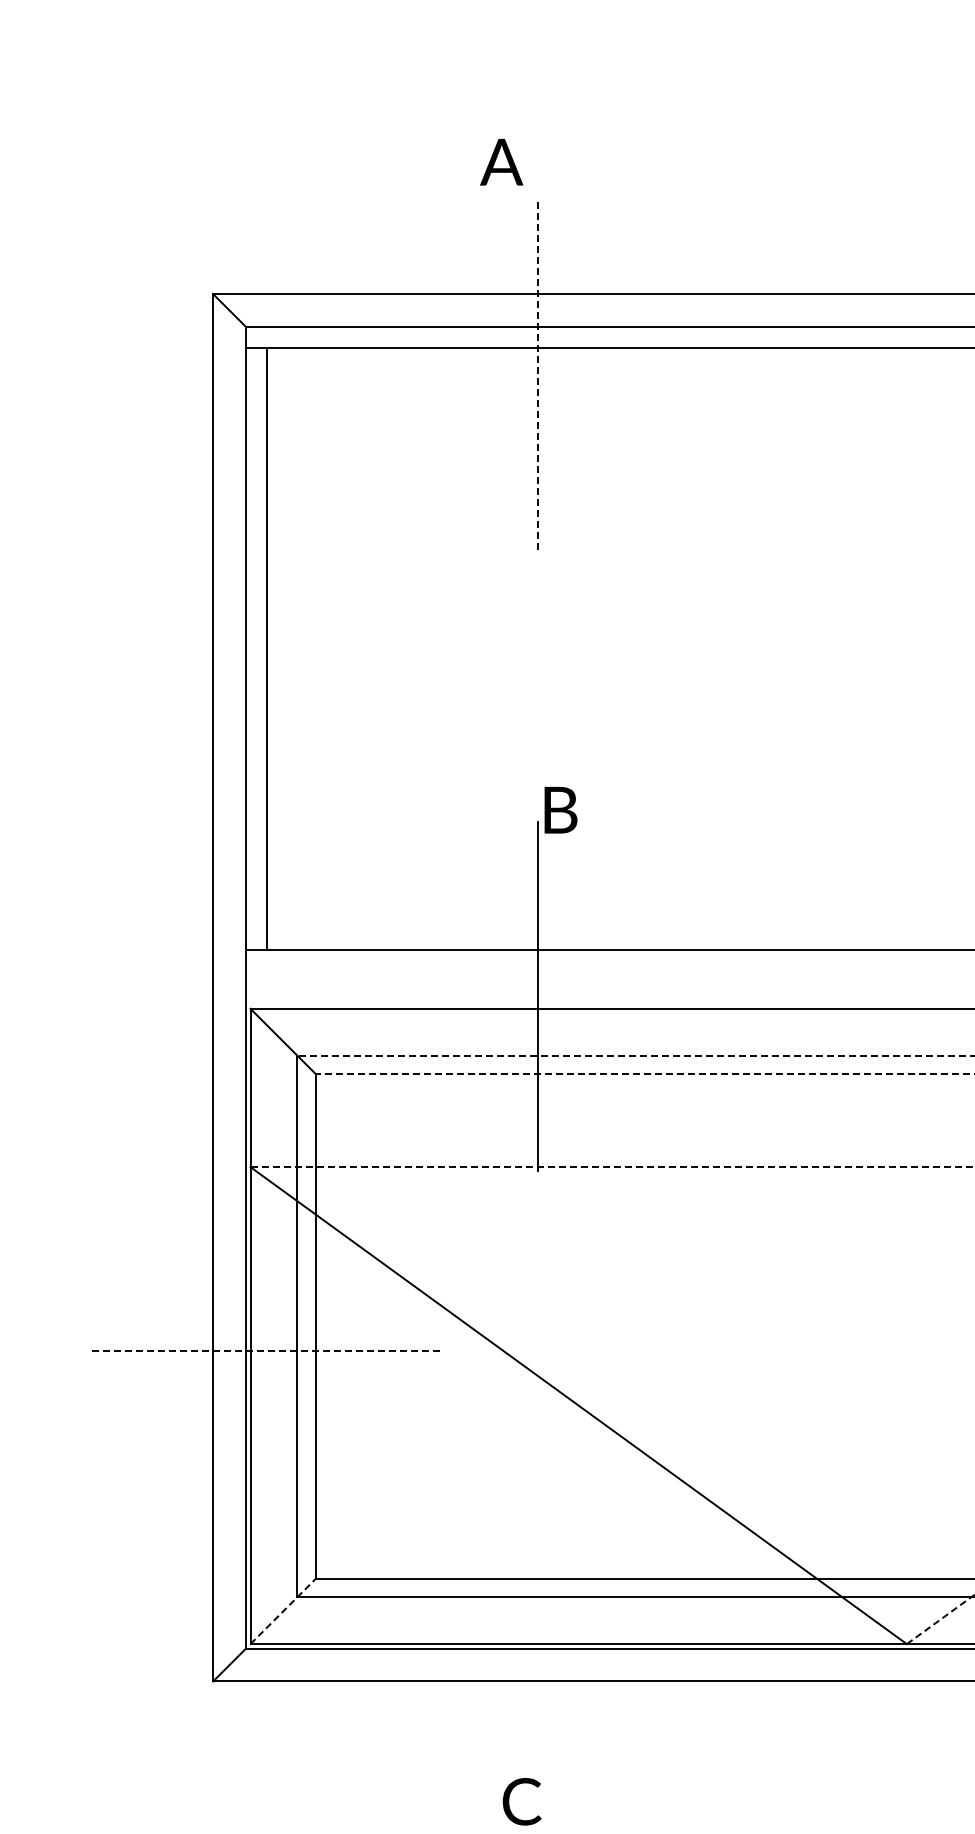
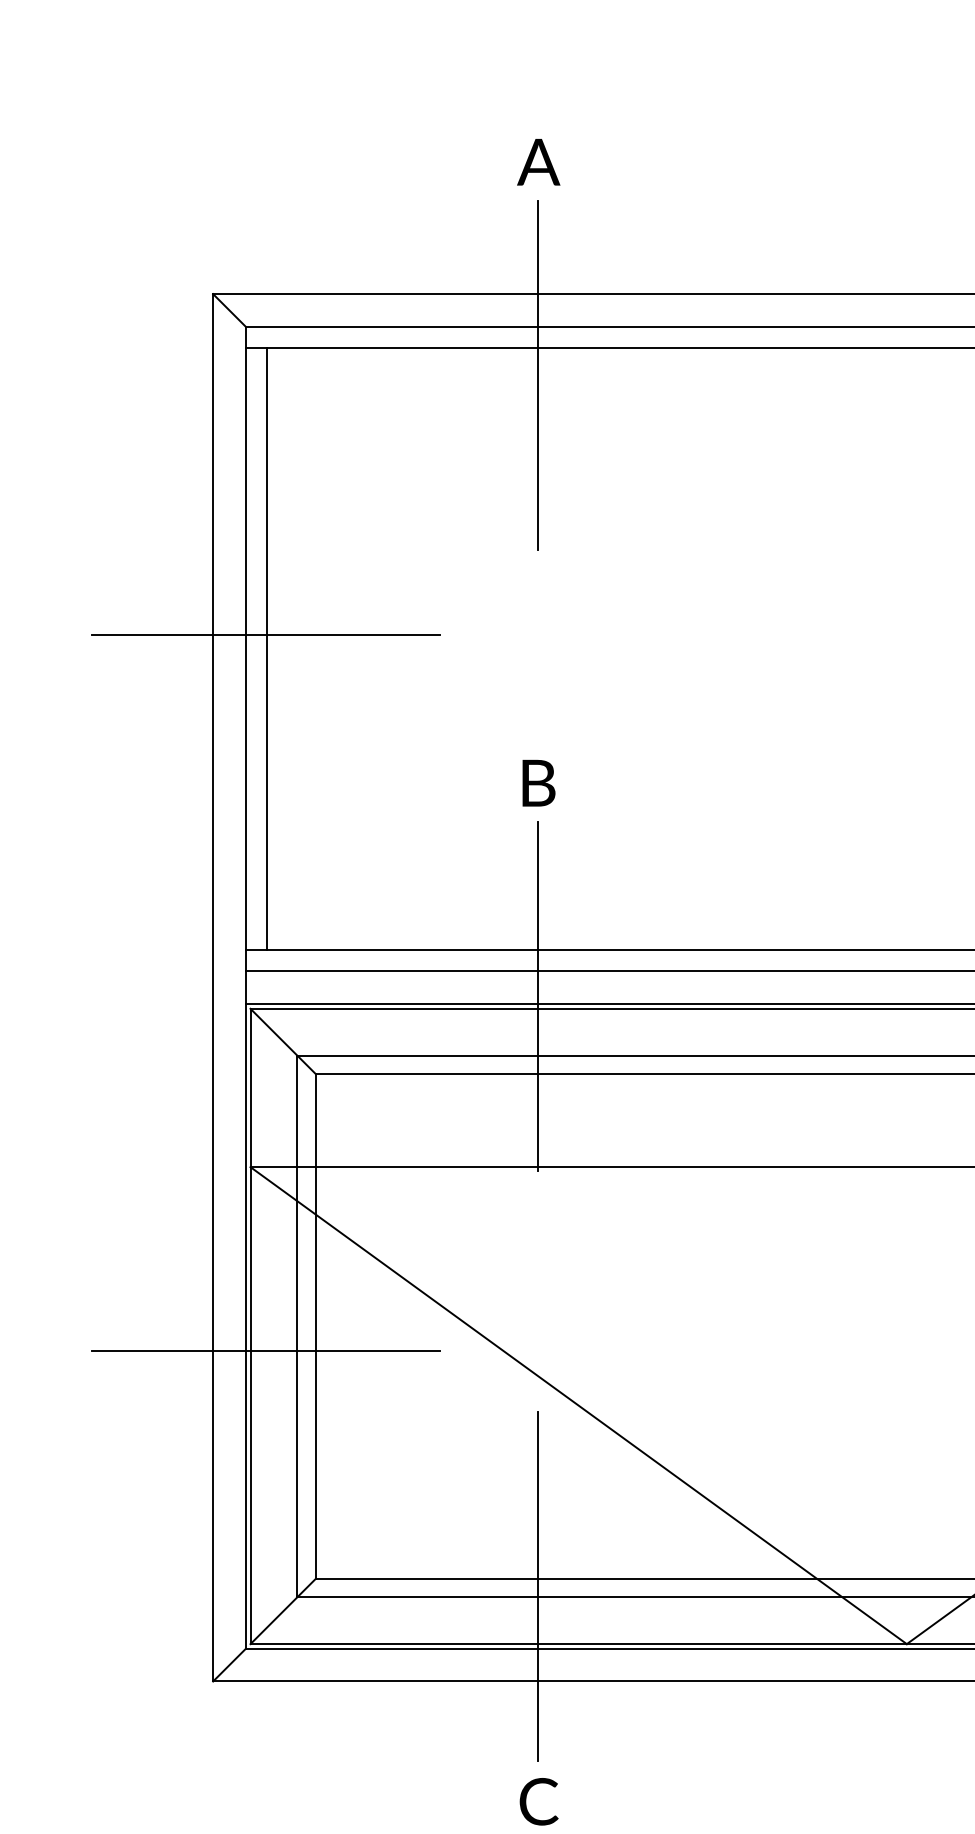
text position: (501, 162) -> (538, 162) (538, 162)
line: dashed -> solid (537, 374)
line: none -> present (265, 634)
text position: (560, 809) -> (538, 782) (538, 782)
line: none -> present (608, 971)
line: none -> present (608, 1004)
line: dashed -> solid (636, 1055)
line: dashed -> solid (644, 1074)
line: dashed -> solid (612, 1167)
line: dashed -> solid (266, 1351)
line: none -> present (537, 1586)
line: dashed -> solid (283, 1611)
line: dashed -> solid (940, 1619)
text position: (521, 1801) -> (538, 1801) (538, 1801)
